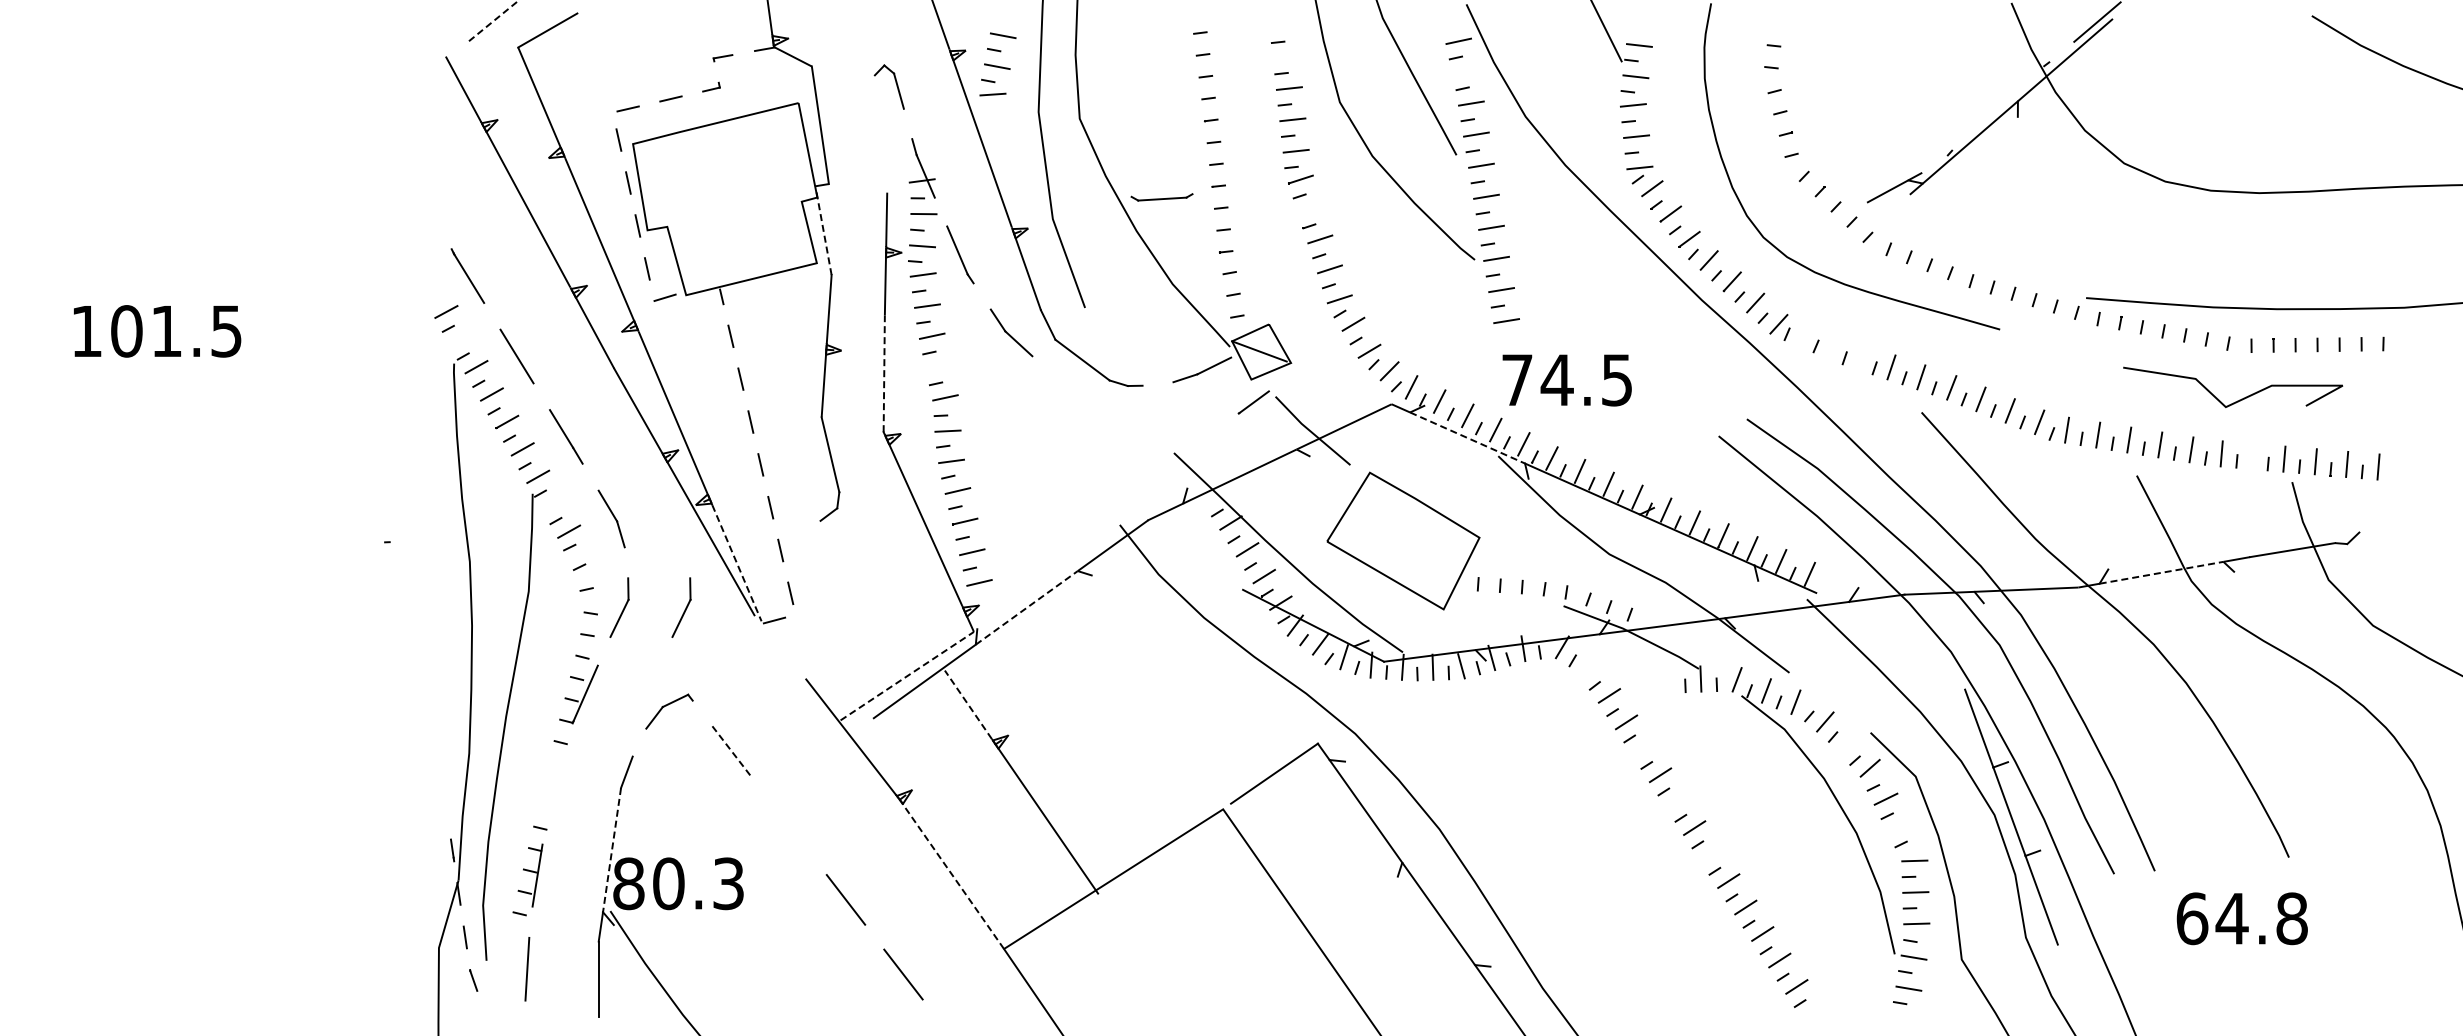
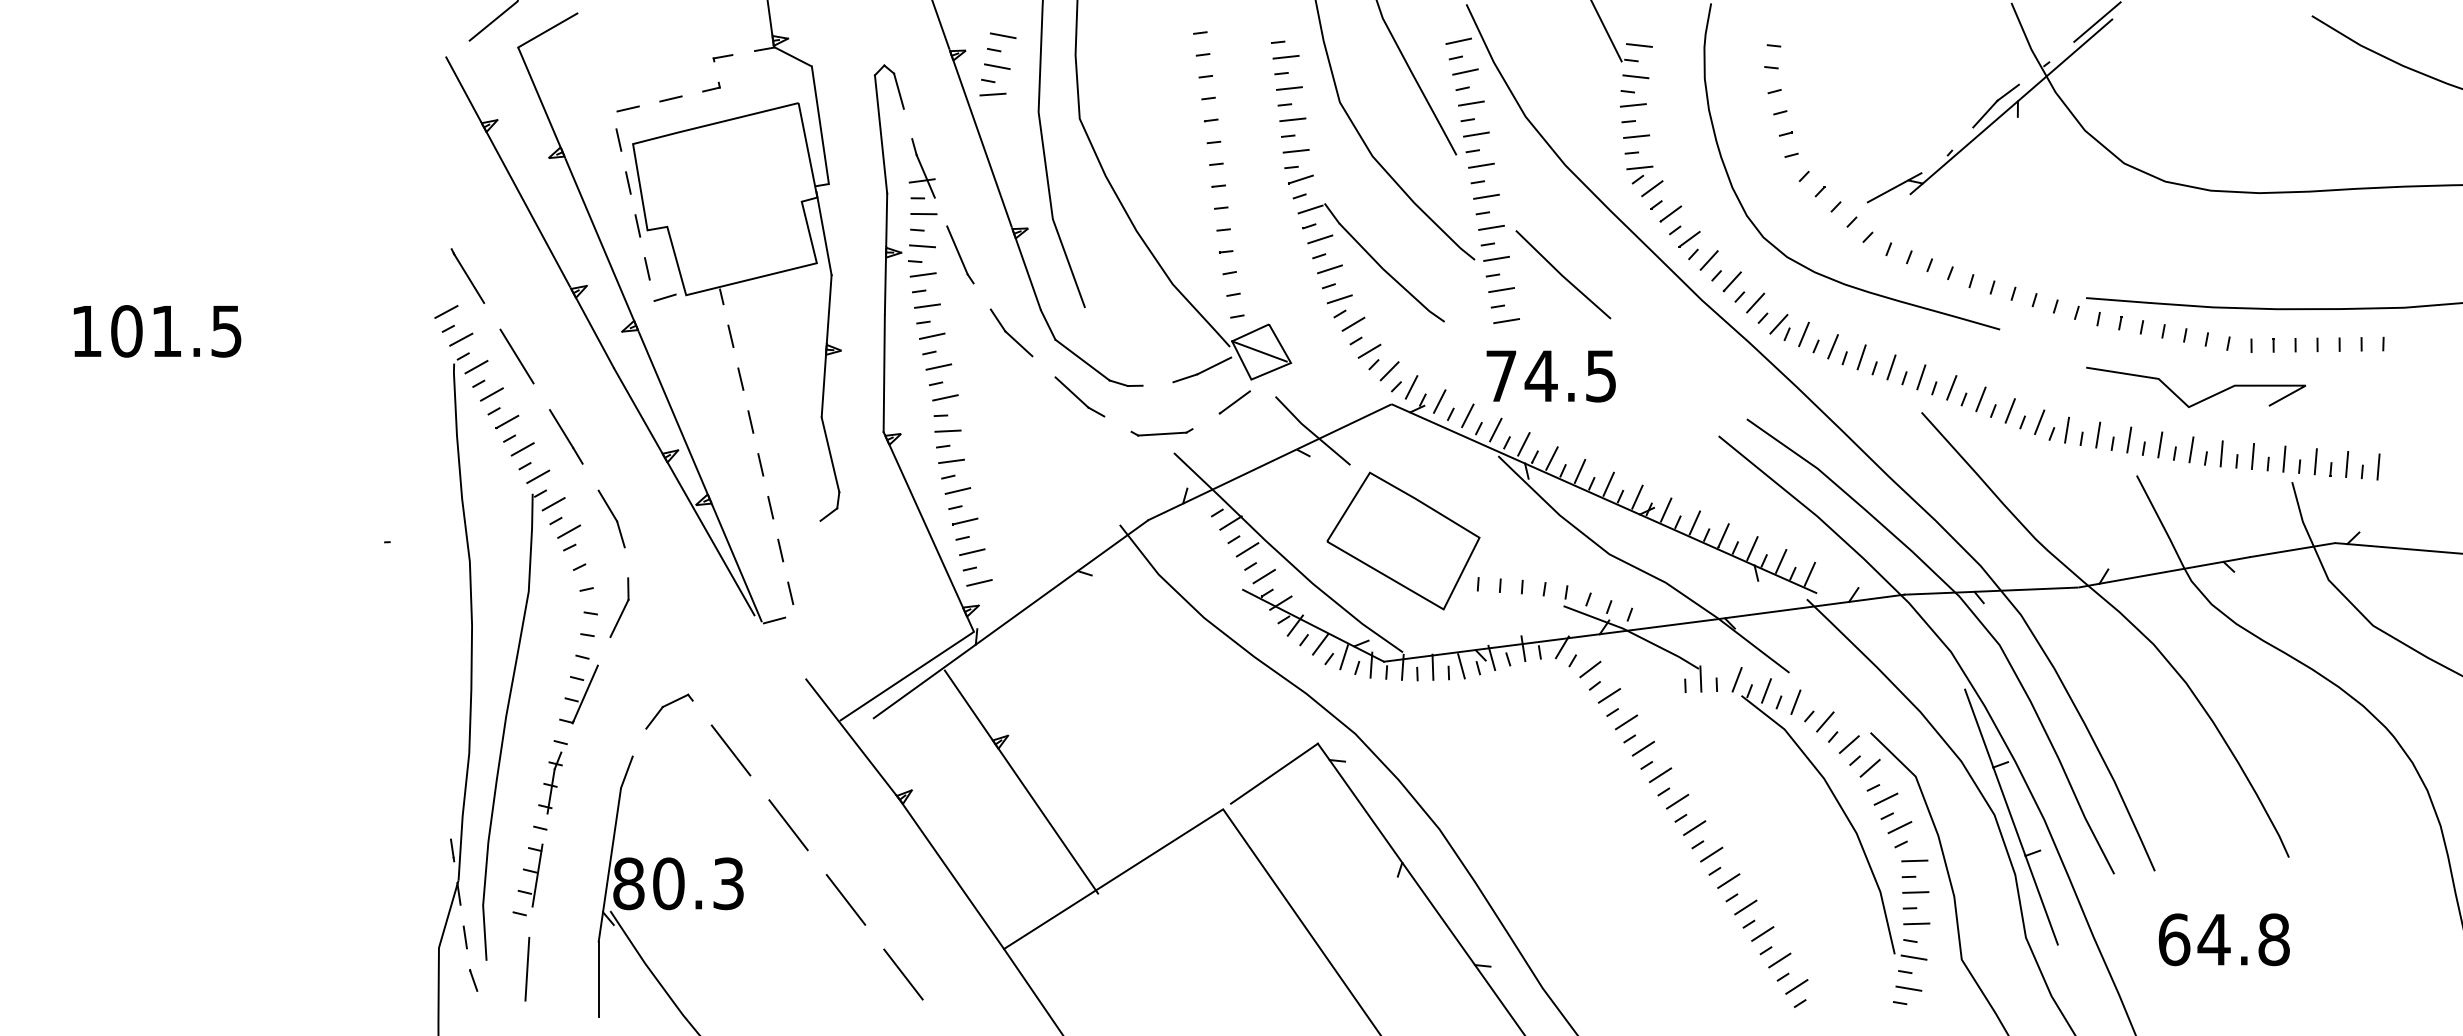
line: dashed -> solid (494, 20)
line: none -> present (1285, 56)
line: none -> present (1465, 71)
part: none -> present (1995, 105)
line: none -> present (880, 134)
part position: (1161, 197) -> (1161, 432) (1161, 432)
line: dashed -> solid (823, 233)
part: none -> present (1370, 262)
line: none -> present (1562, 274)
line: none -> present (1803, 334)
line: none -> present (461, 339)
line: none -> present (1832, 346)
line: none -> present (1861, 357)
line: none -> present (938, 366)
line: dashed -> solid (884, 373)
text position: (1566, 380) -> (1550, 376) (1550, 376)
part: none -> present (1079, 396)
curve position: (2239, 399) -> (2202, 399) (2202, 399)
line position: (1253, 402) -> (1234, 402) (1234, 402)
line: dashed -> solid (1467, 438)
line: none -> present (2252, 455)
line: none -> present (553, 504)
line: none -> present (2403, 548)
line: dashed -> solid (737, 563)
line: dashed -> solid (2161, 572)
part: present -> none (681, 607)
line: dashed -> solid (1026, 607)
line: none -> present (1590, 669)
line: dashed -> solid (907, 675)
line: dashed -> solid (968, 704)
line: none -> present (1848, 744)
line: none -> present (1643, 748)
line: dashed -> solid (730, 750)
part: none -> present (550, 782)
line: none -> present (1677, 801)
line: none -> present (788, 825)
line: none -> present (1899, 827)
line: dashed -> solid (611, 851)
line: none -> present (1711, 854)
line: dashed -> solid (951, 873)
text position: (2241, 918) -> (2223, 939) (2223, 939)
